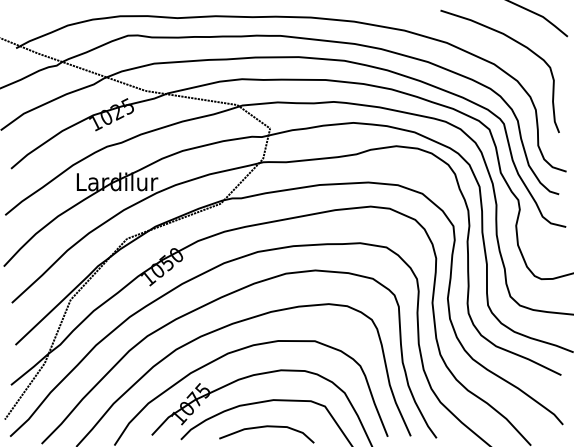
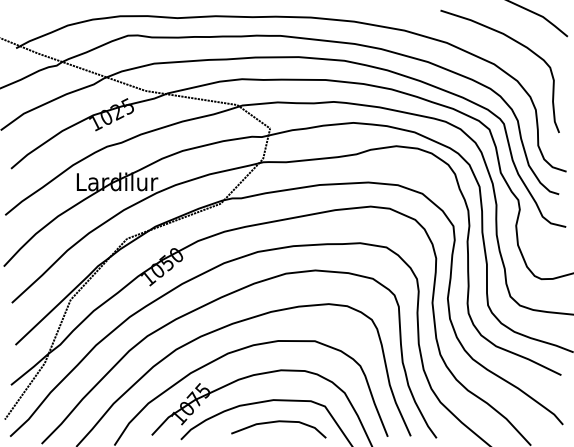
curve position: (266, 427) -> (278, 422) (278, 422)
